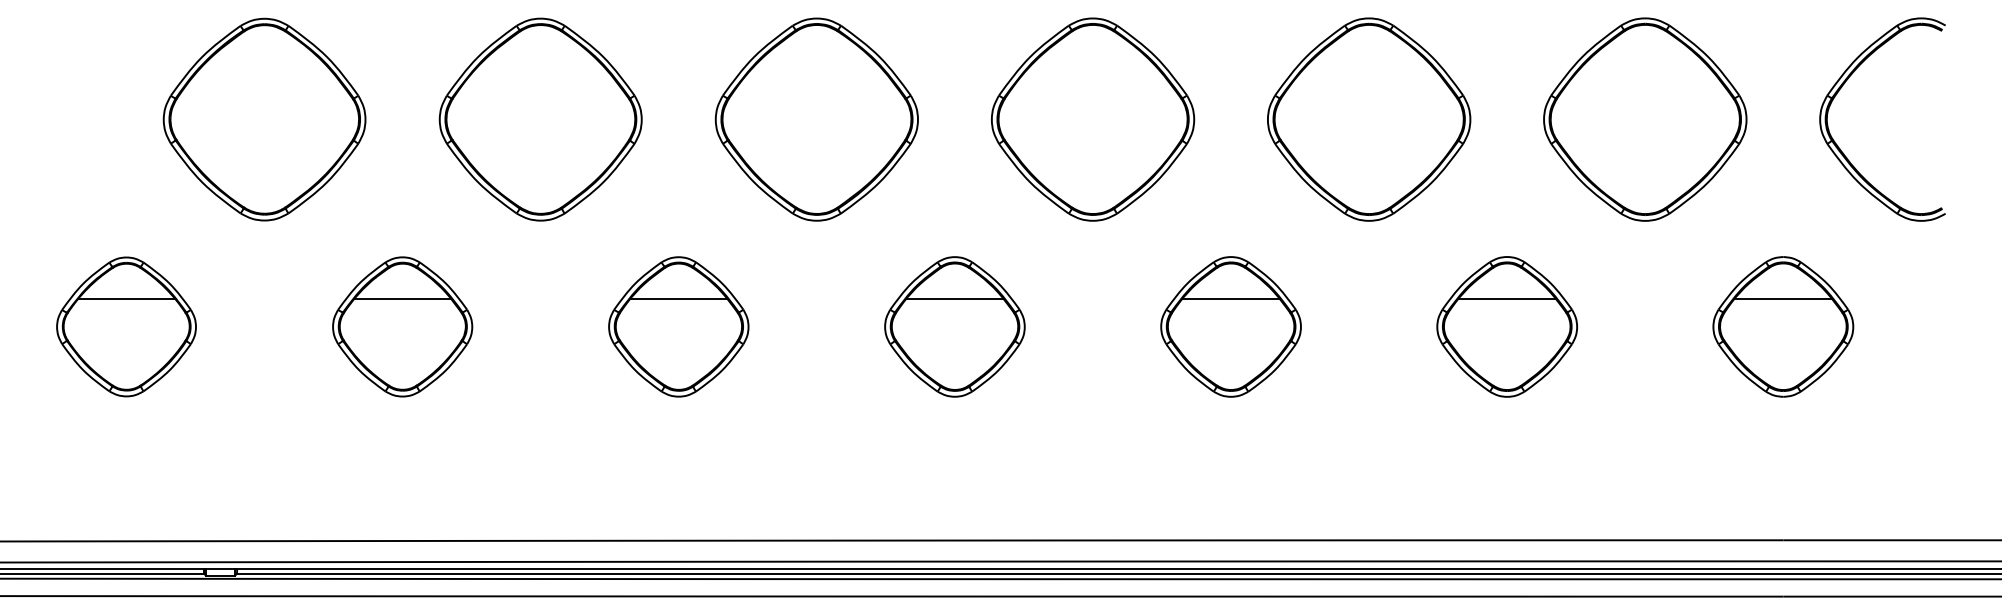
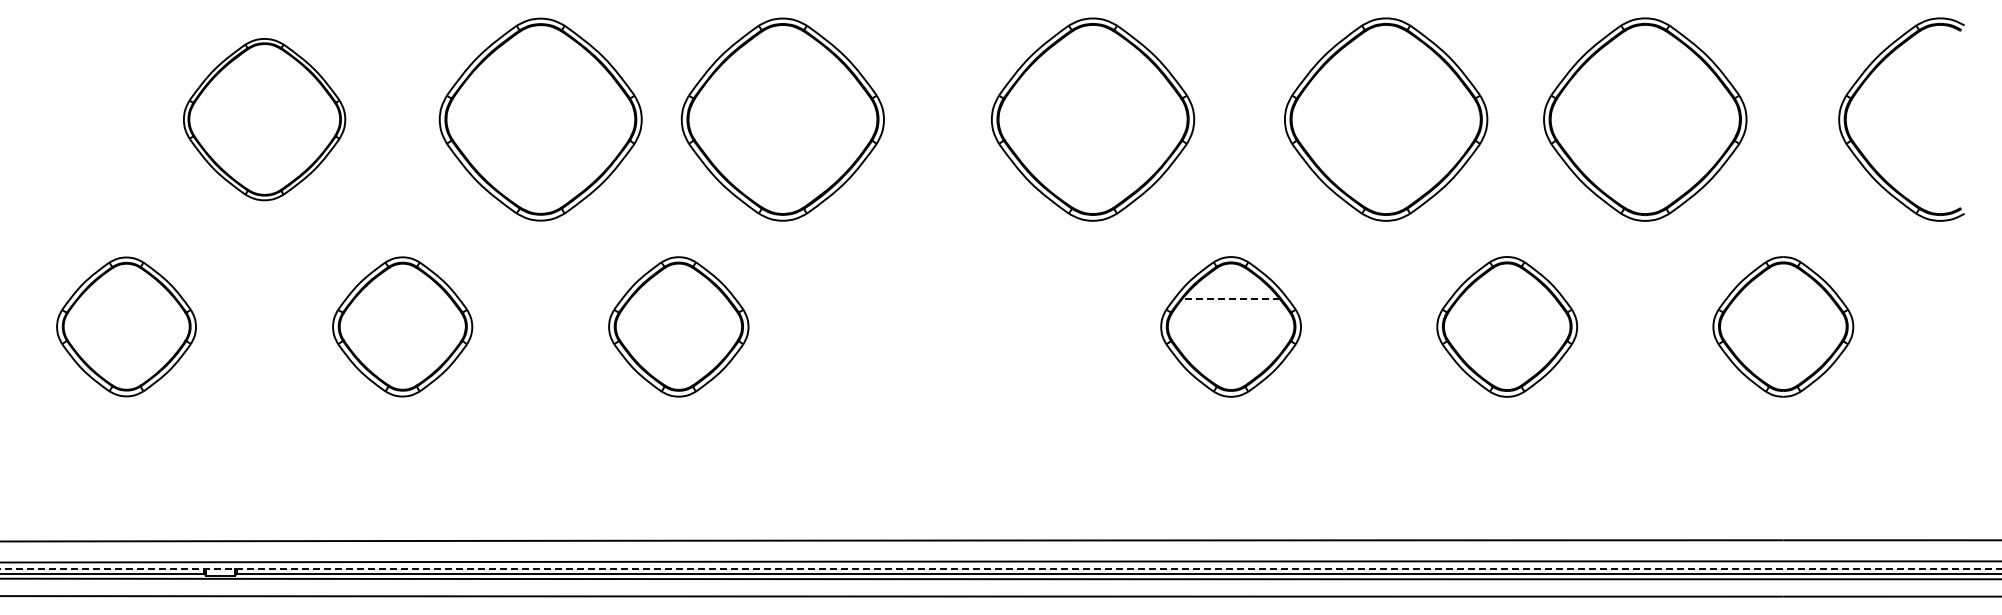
part size: 205x205 px -> 164x164 px (264, 119)
part position: (816, 119) -> (782, 119) (782, 119)
part position: (1369, 119) -> (1386, 119) (1386, 119)
part position: (1844, 153) -> (1863, 153) (1863, 153)
line: present -> none (126, 299)
line: present -> none (402, 299)
line: present -> none (678, 299)
line: solid -> dashed (1231, 299)
line: present -> none (1506, 299)
line: present -> none (1783, 299)
part: present -> none (954, 326)
line: solid -> dashed (1001, 568)
